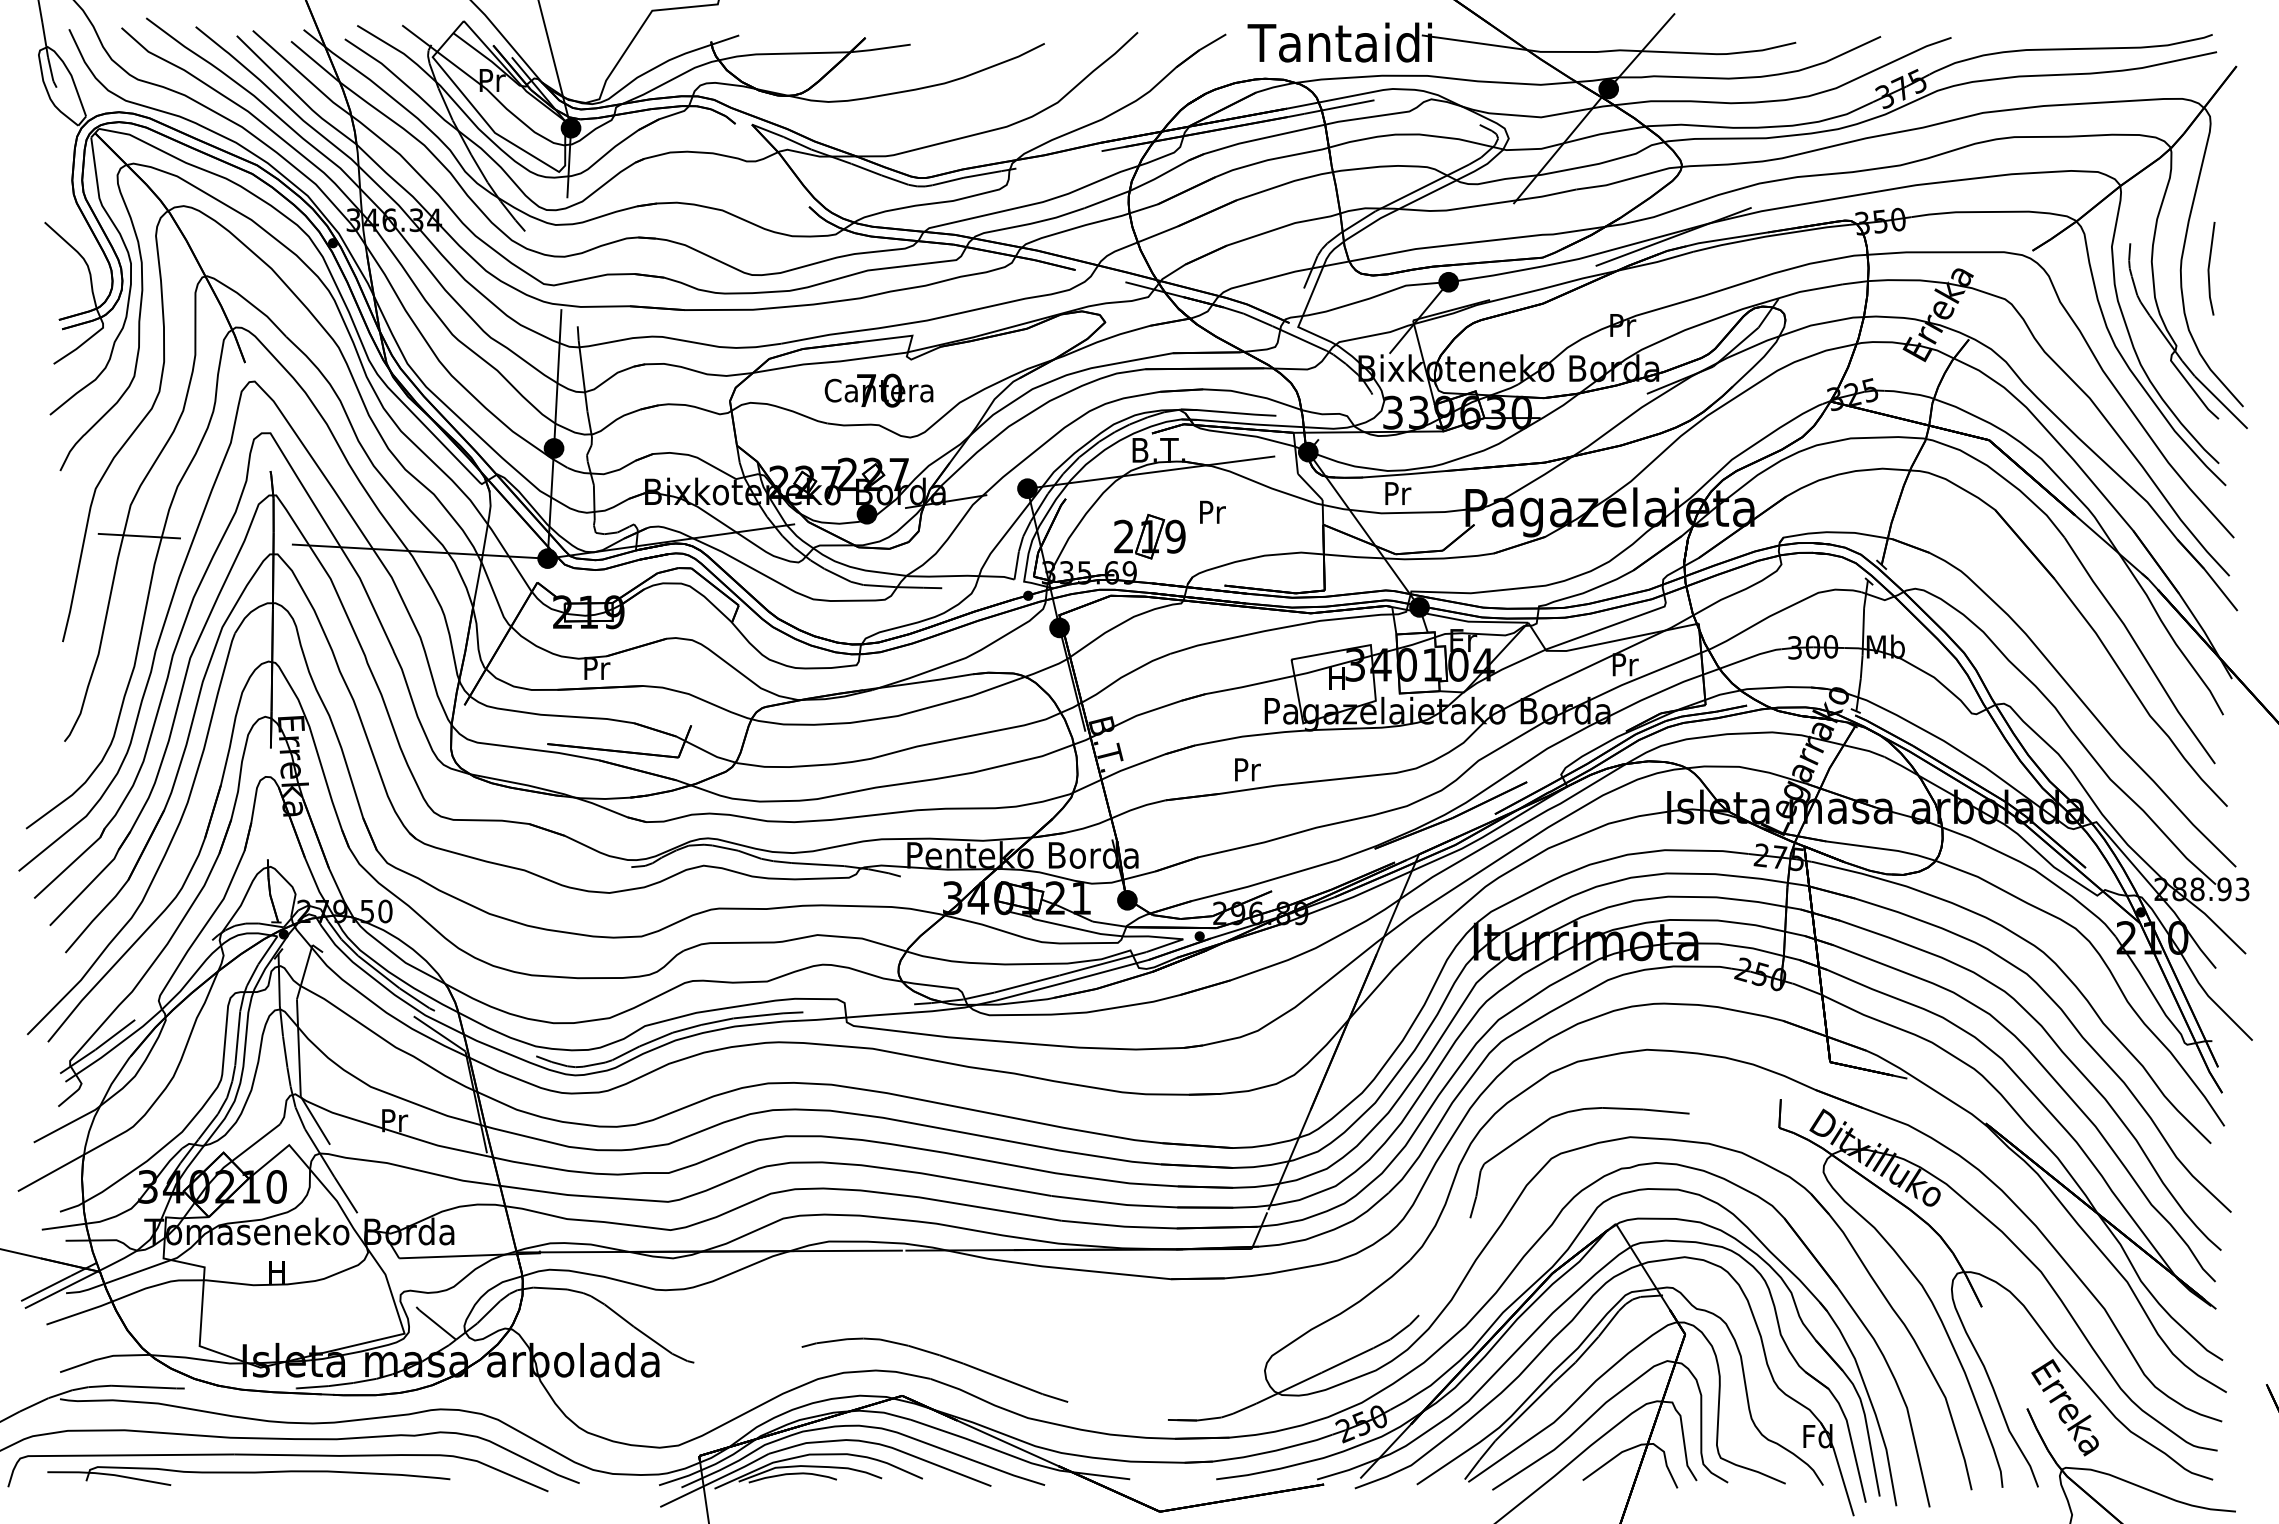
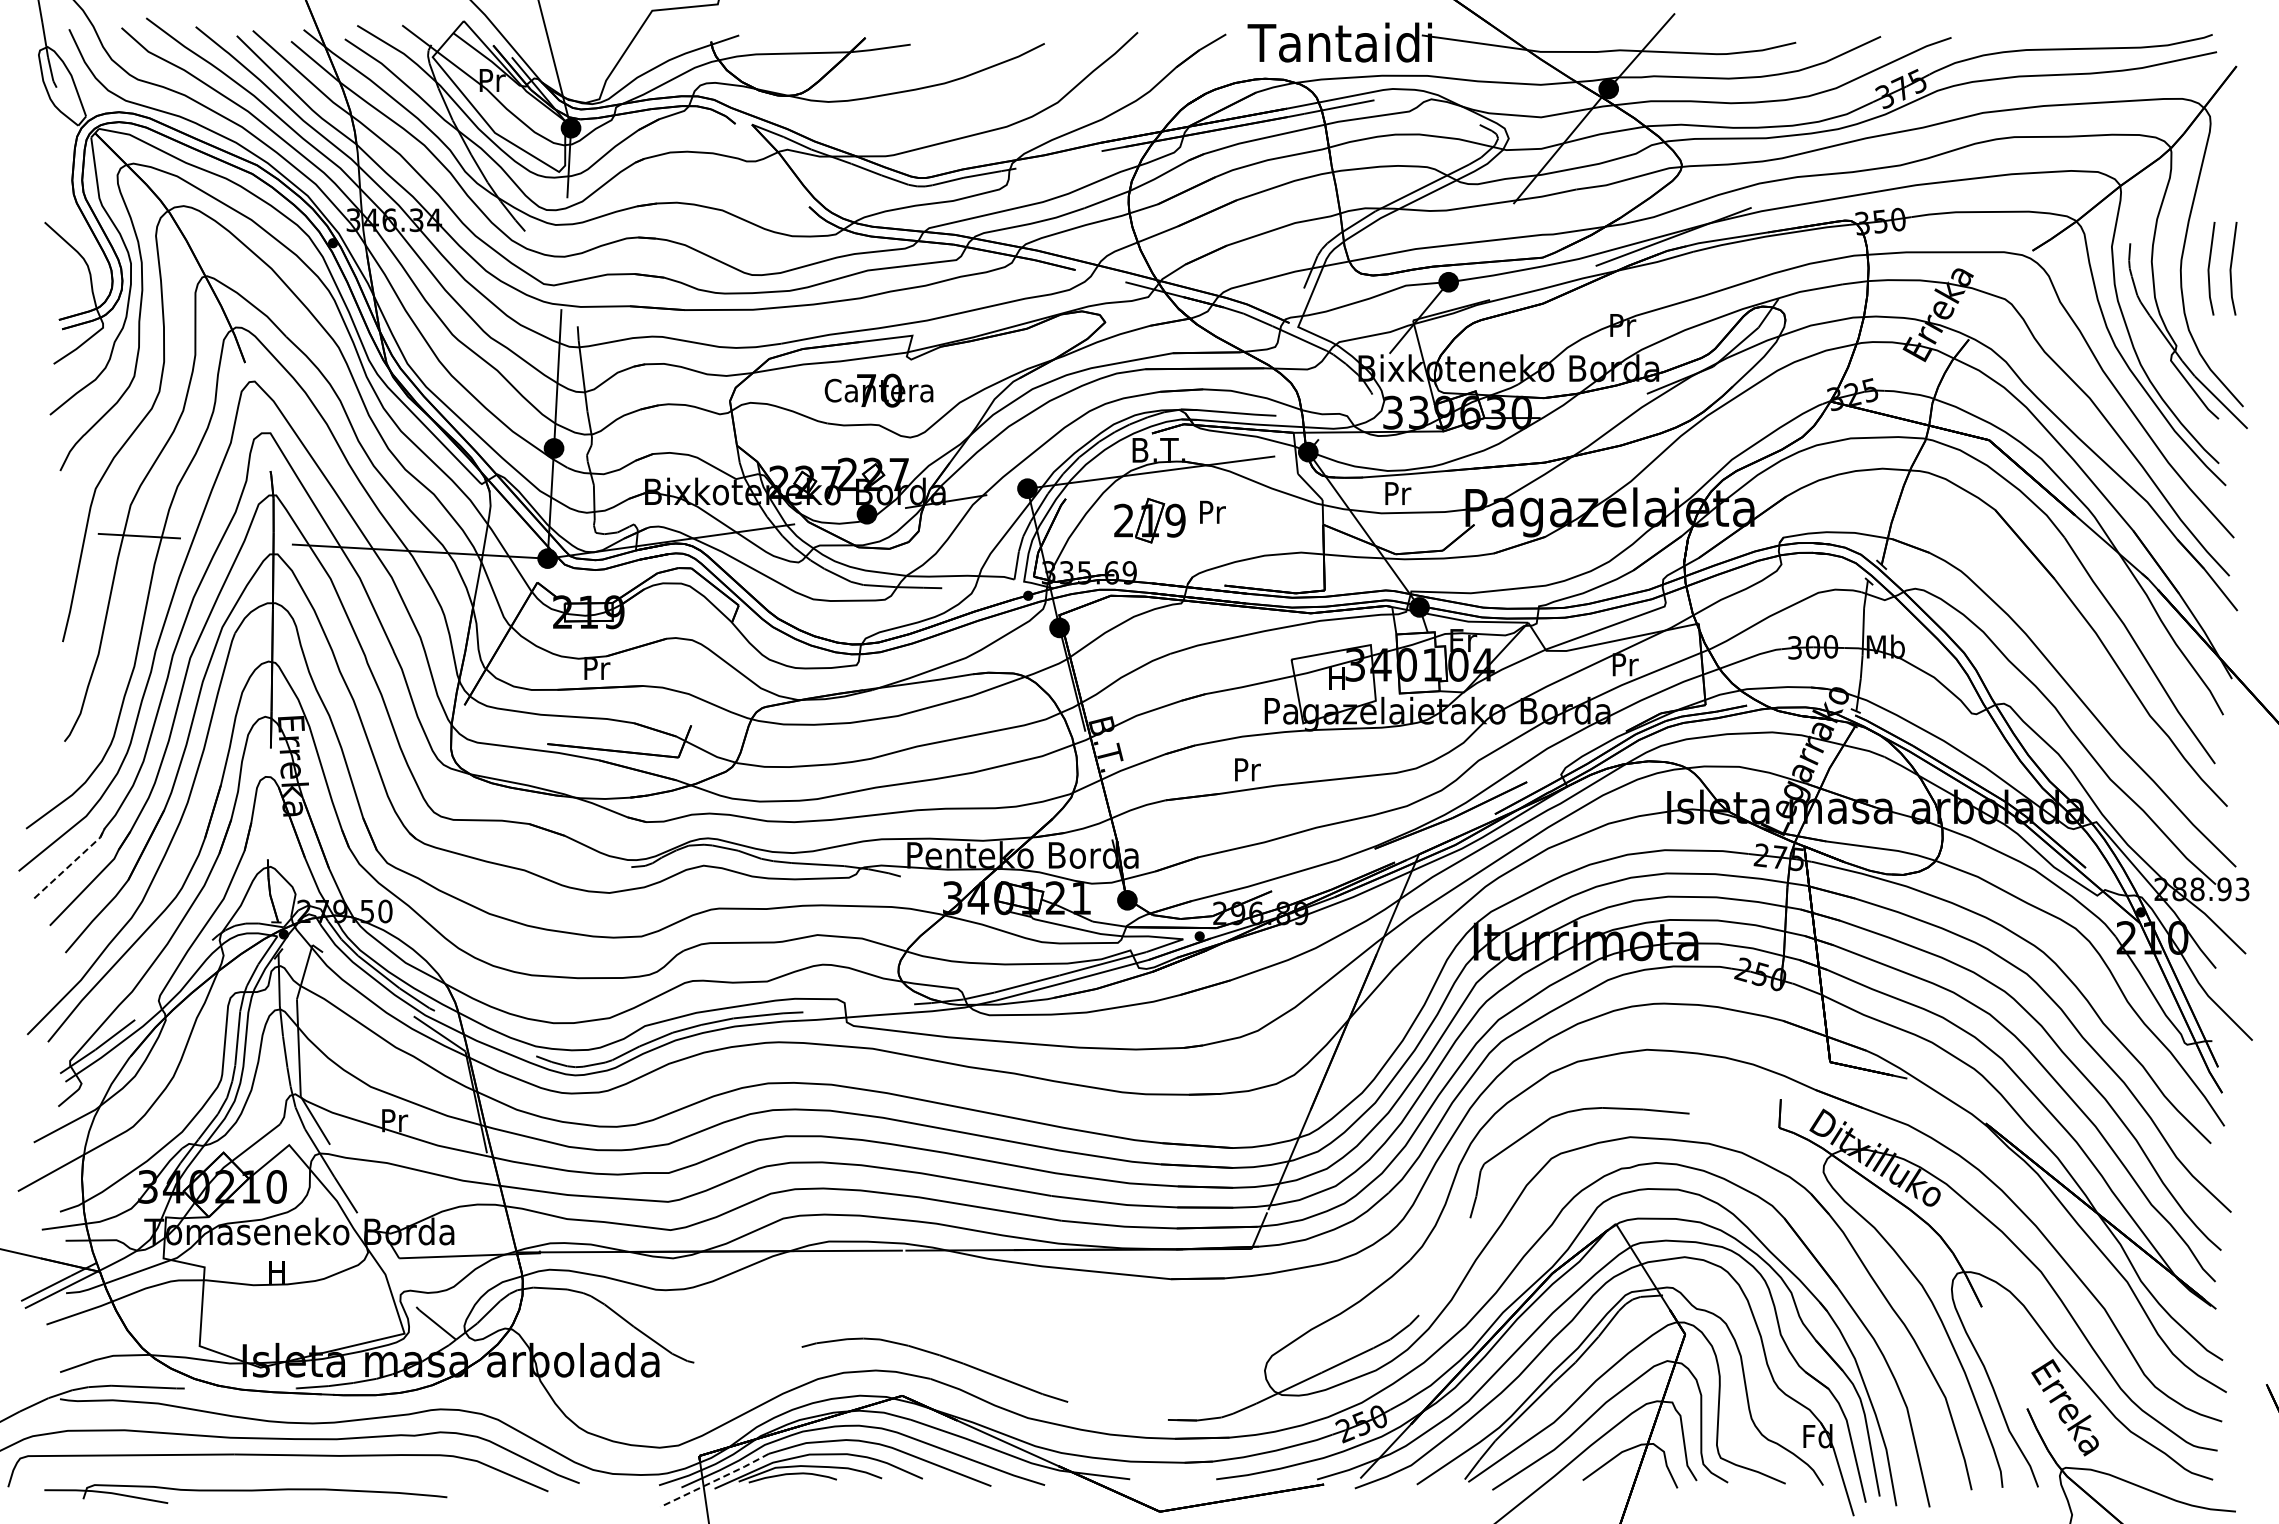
line: none -> present (2231, 268)
part position: (1149, 536) -> (1149, 520) (1149, 520)
line: solid -> dashed (71, 863)
part position: (248, 1475) -> (245, 1493) (245, 1493)
line: solid -> dashed (715, 1480)
